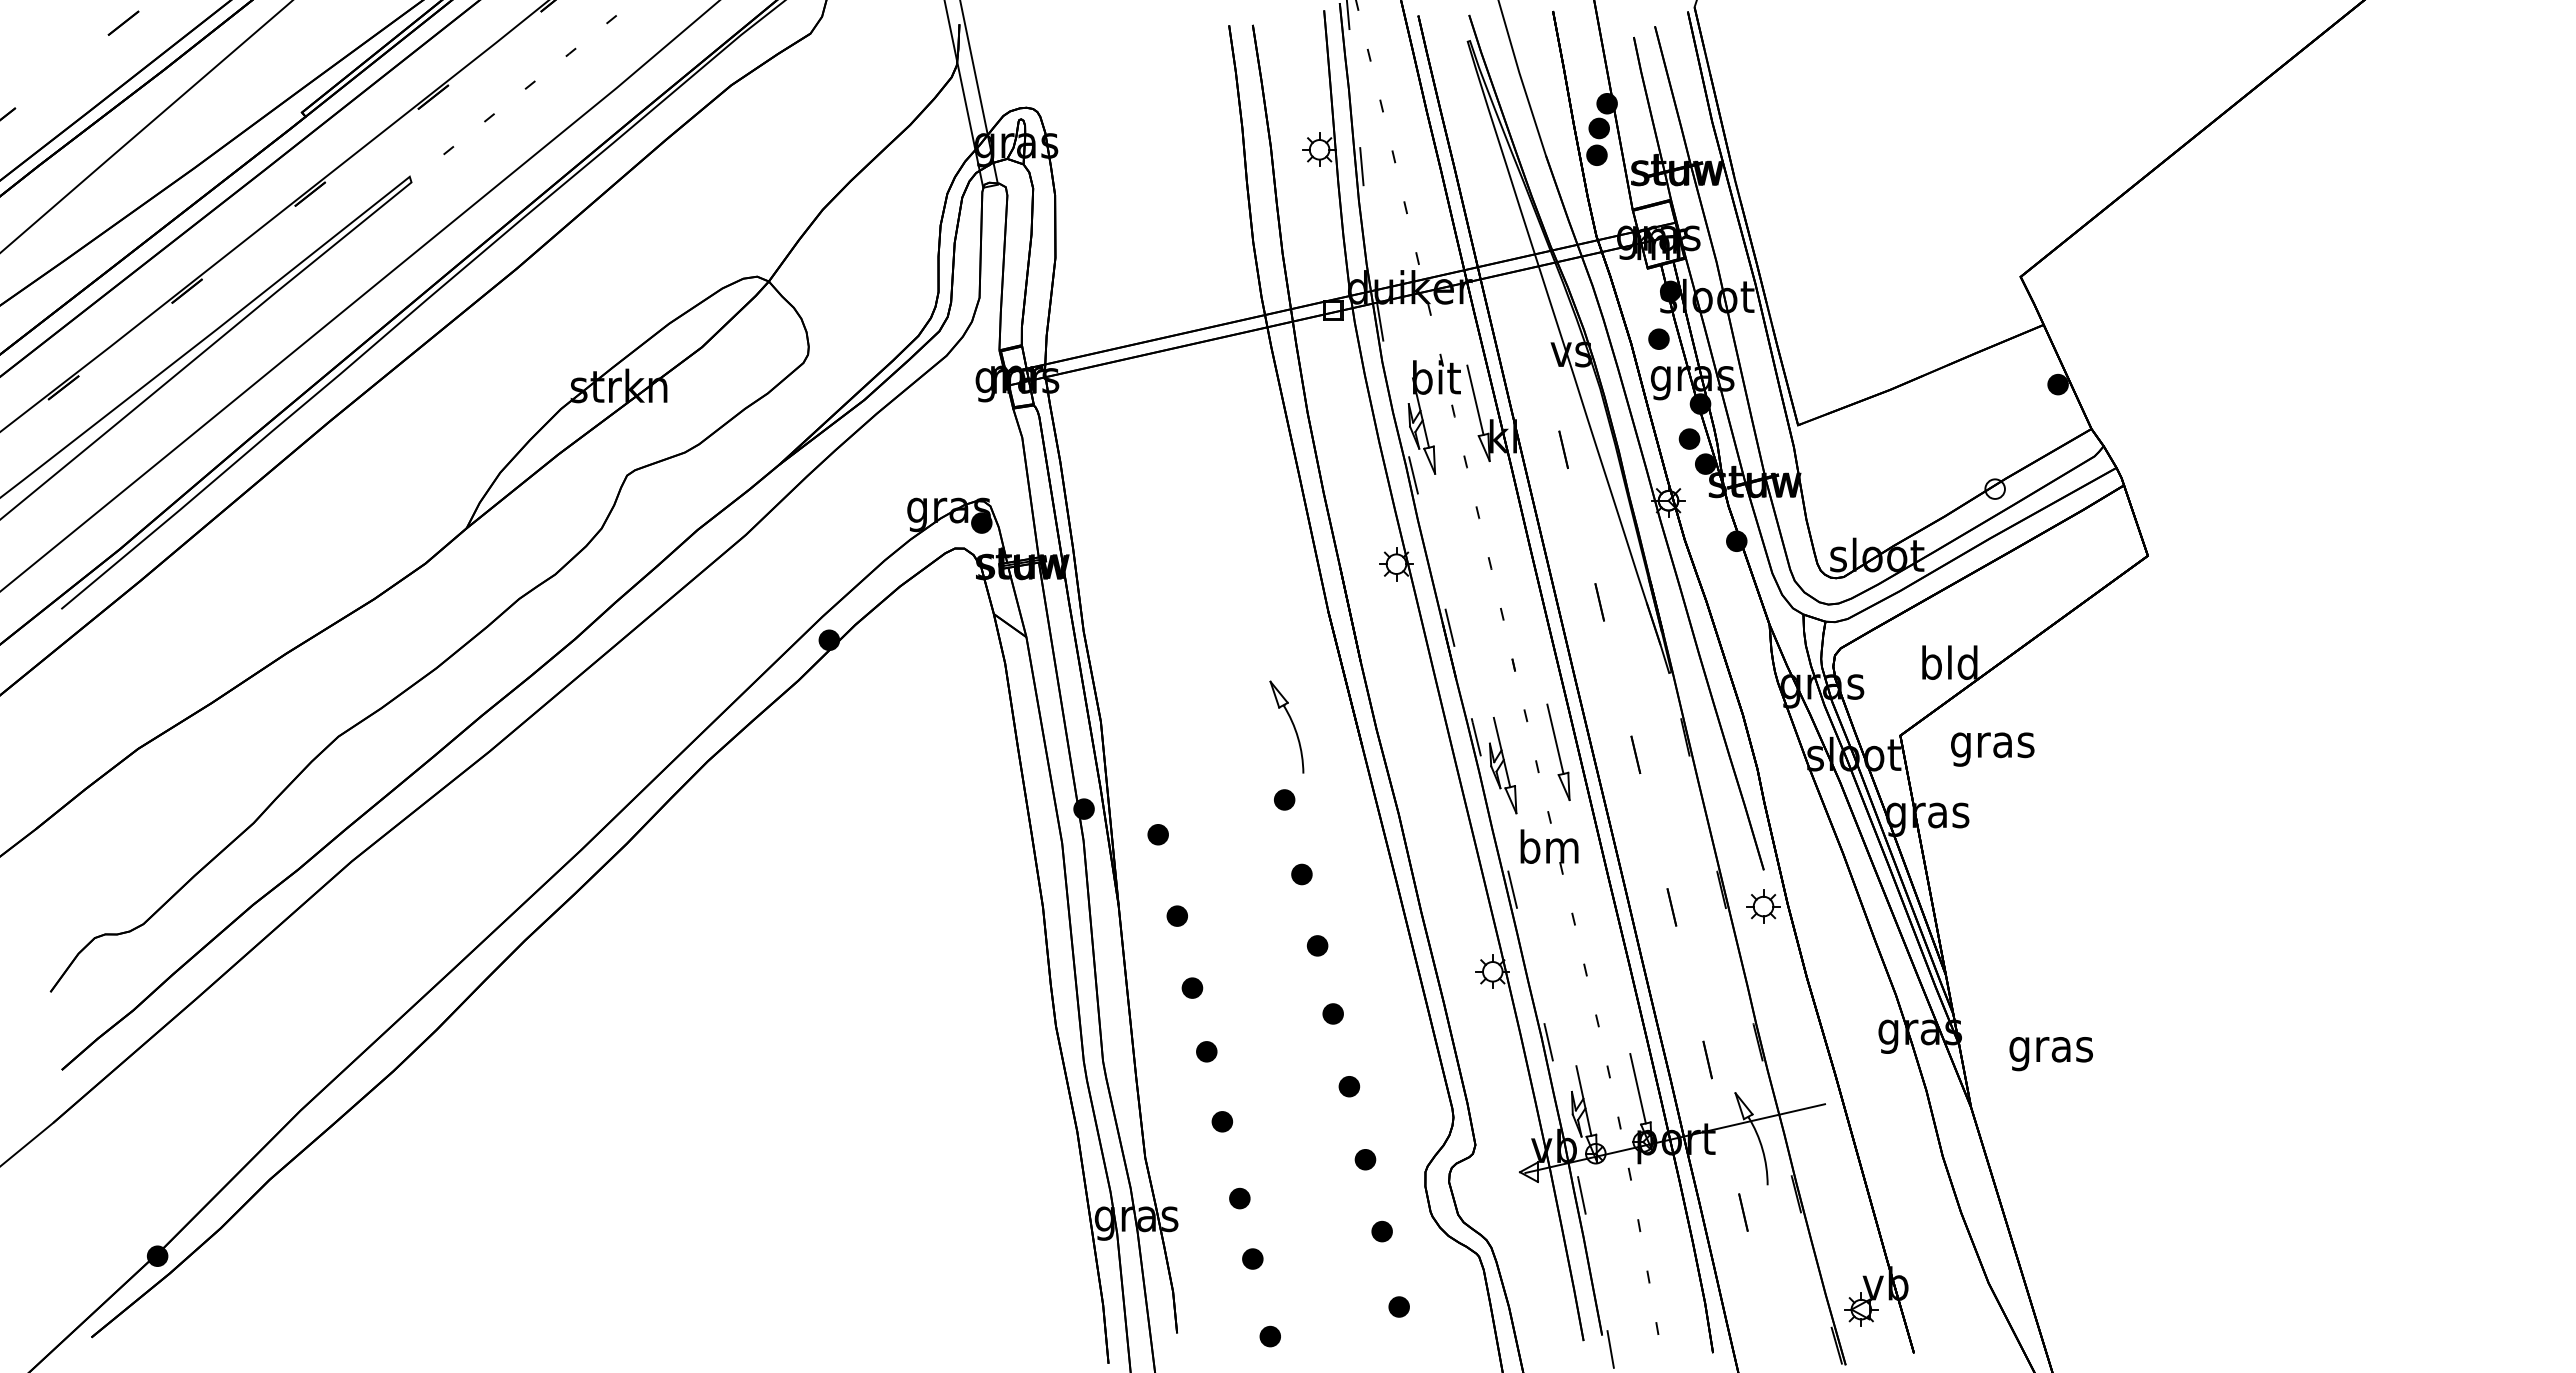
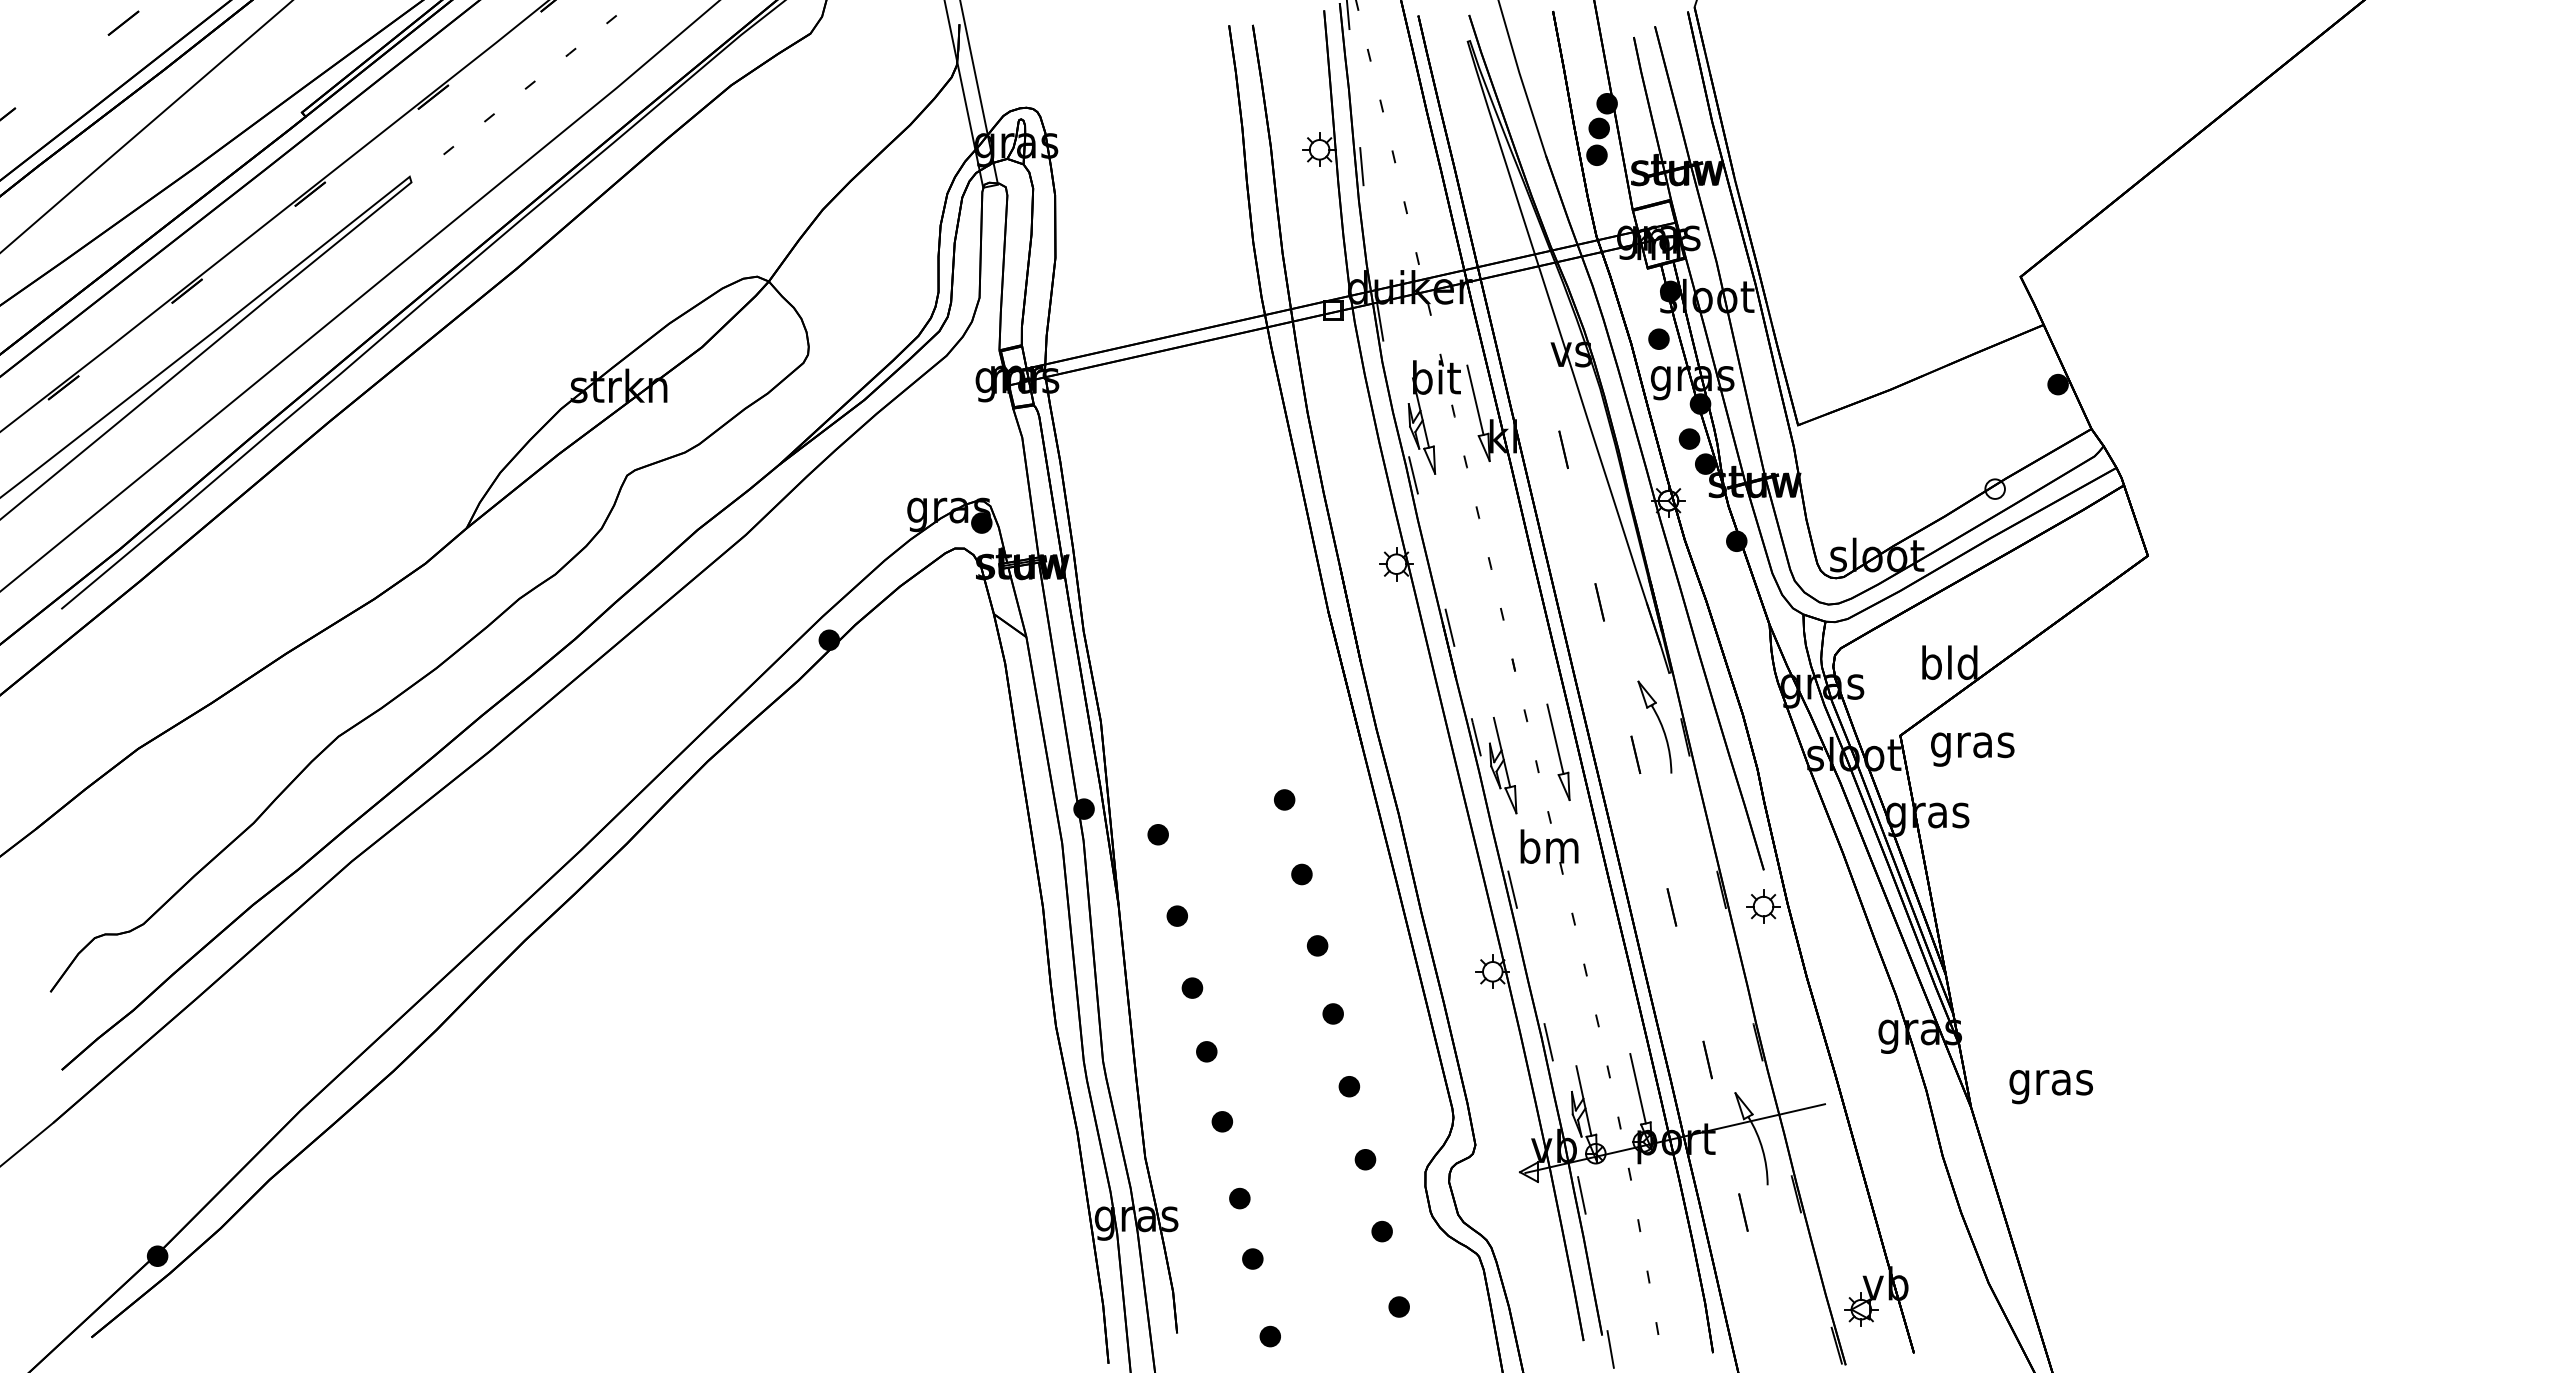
part position: (1292, 725) -> (1660, 725) (1660, 725)
text position: (1992, 749) -> (1972, 749) (1972, 749)
text position: (2050, 1054) -> (2050, 1087) (2050, 1087)
